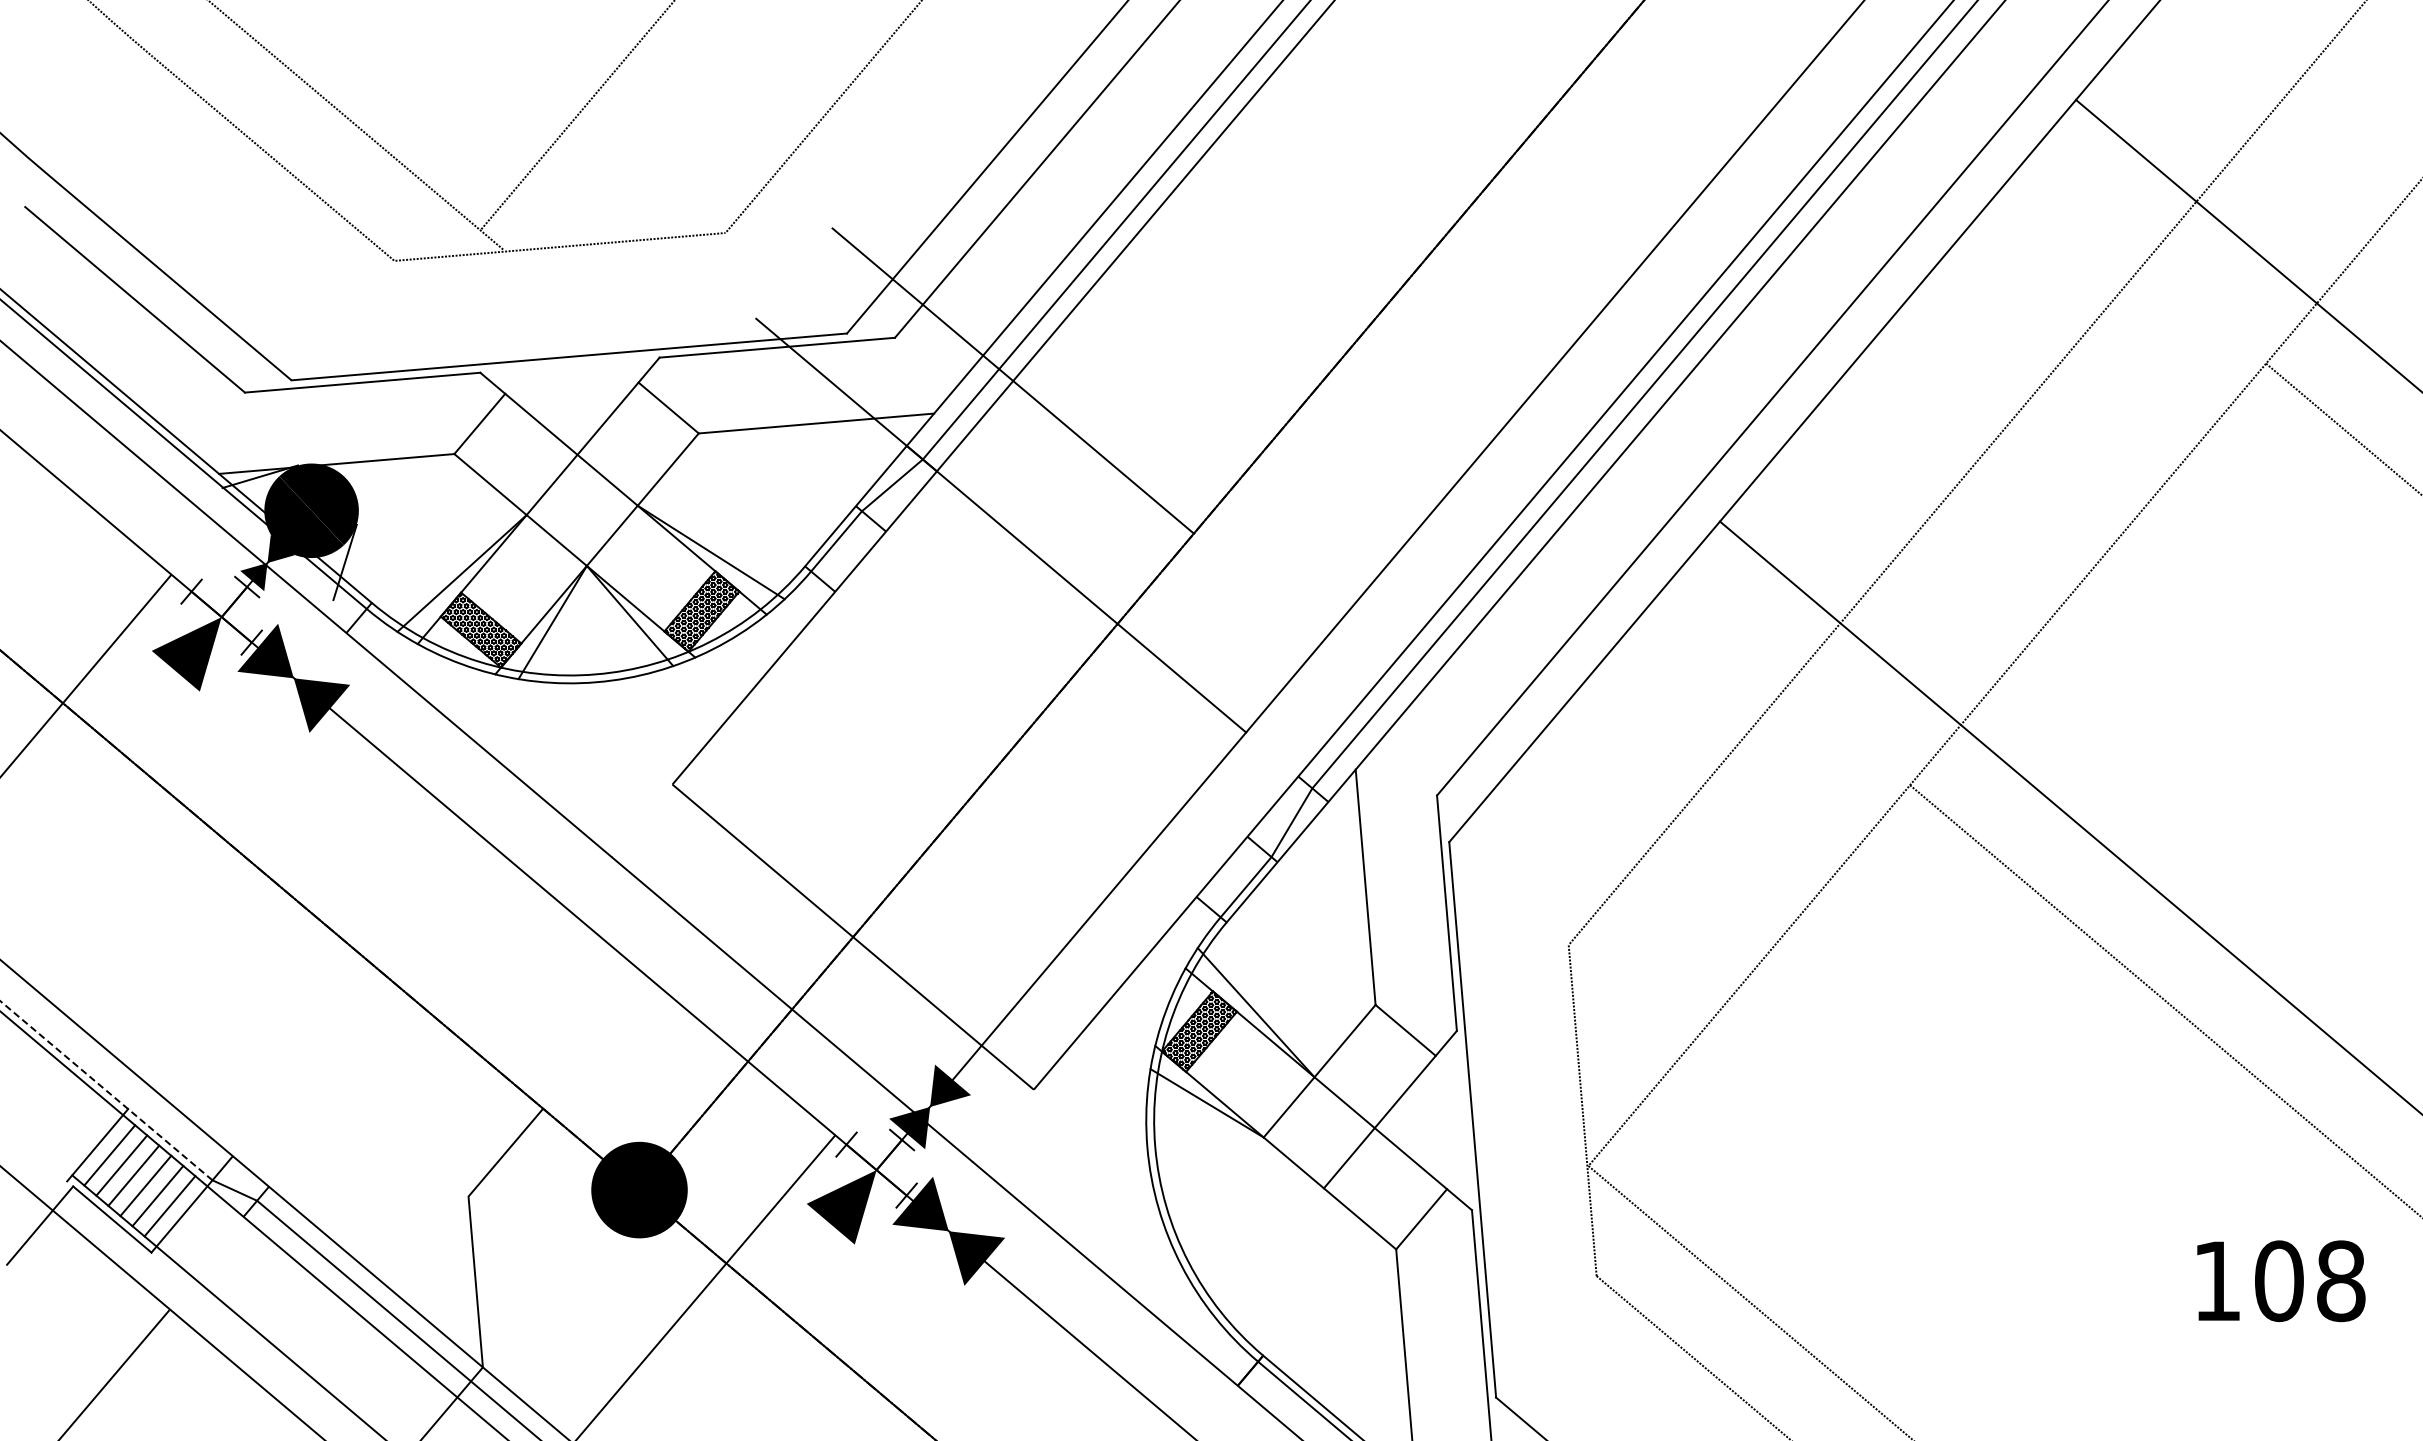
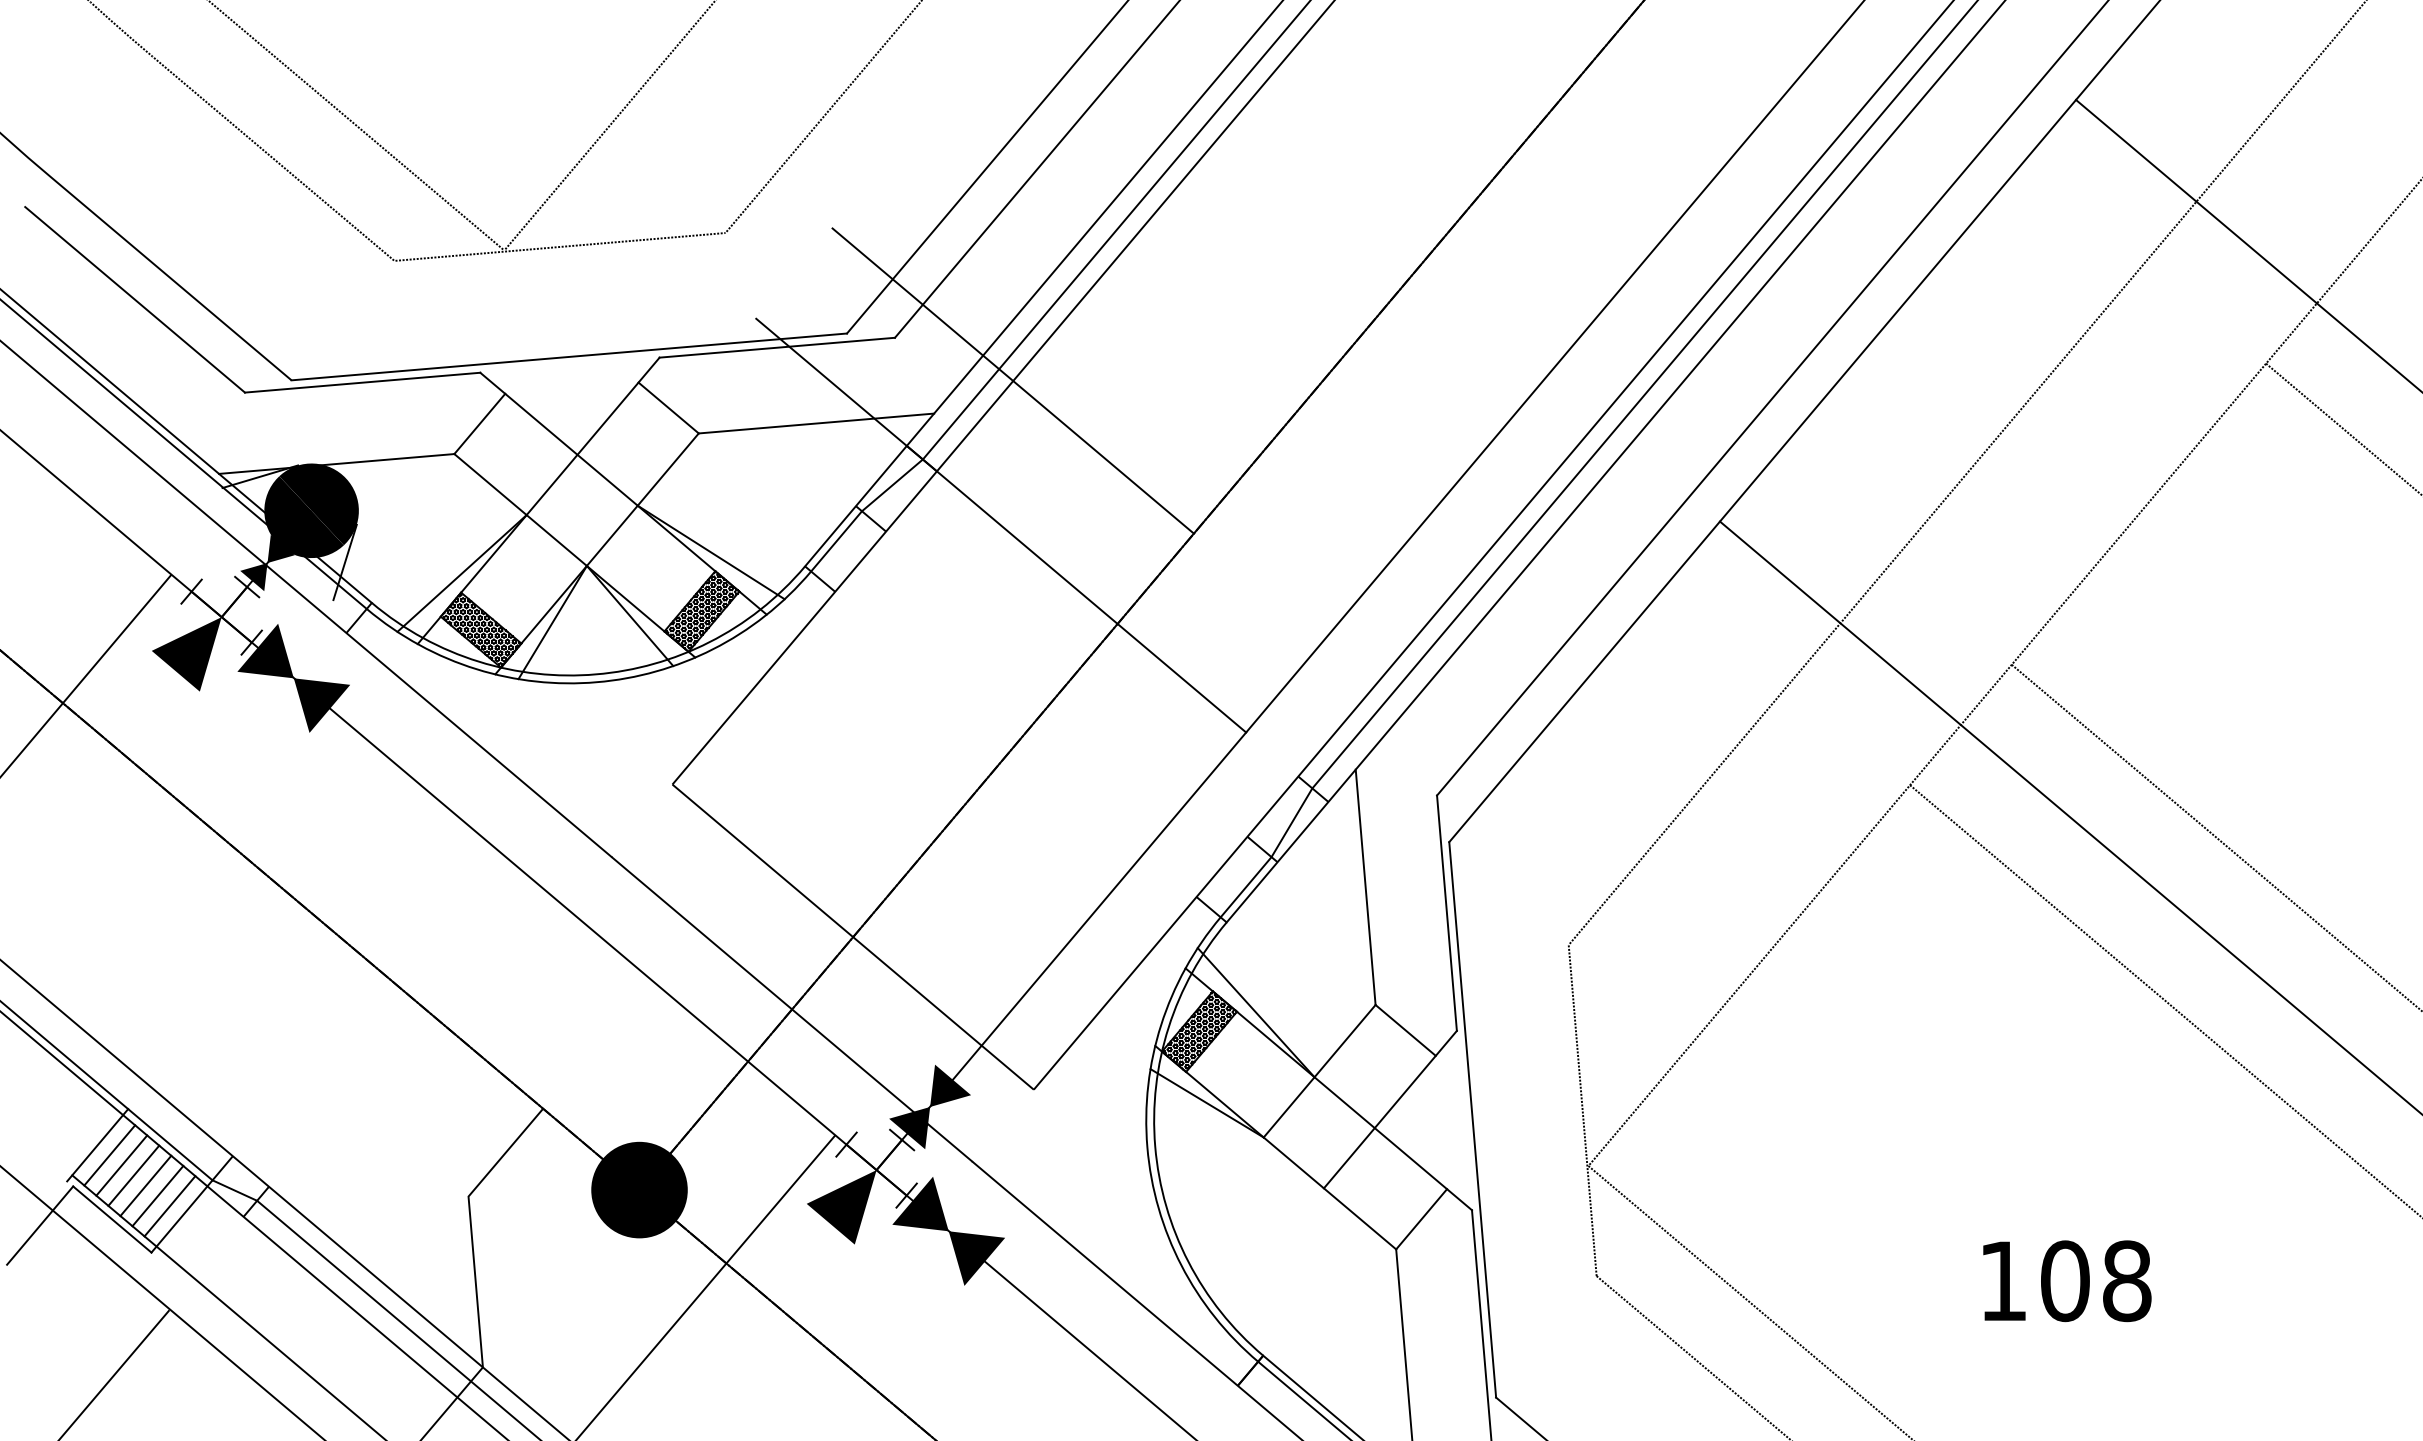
line position: (576, 116) -> (609, 126) (609, 126)
line: none -> present (2215, 836)
line: dashed -> solid (106, 1090)
text position: (2281, 1281) -> (2067, 1281) (2067, 1281)
